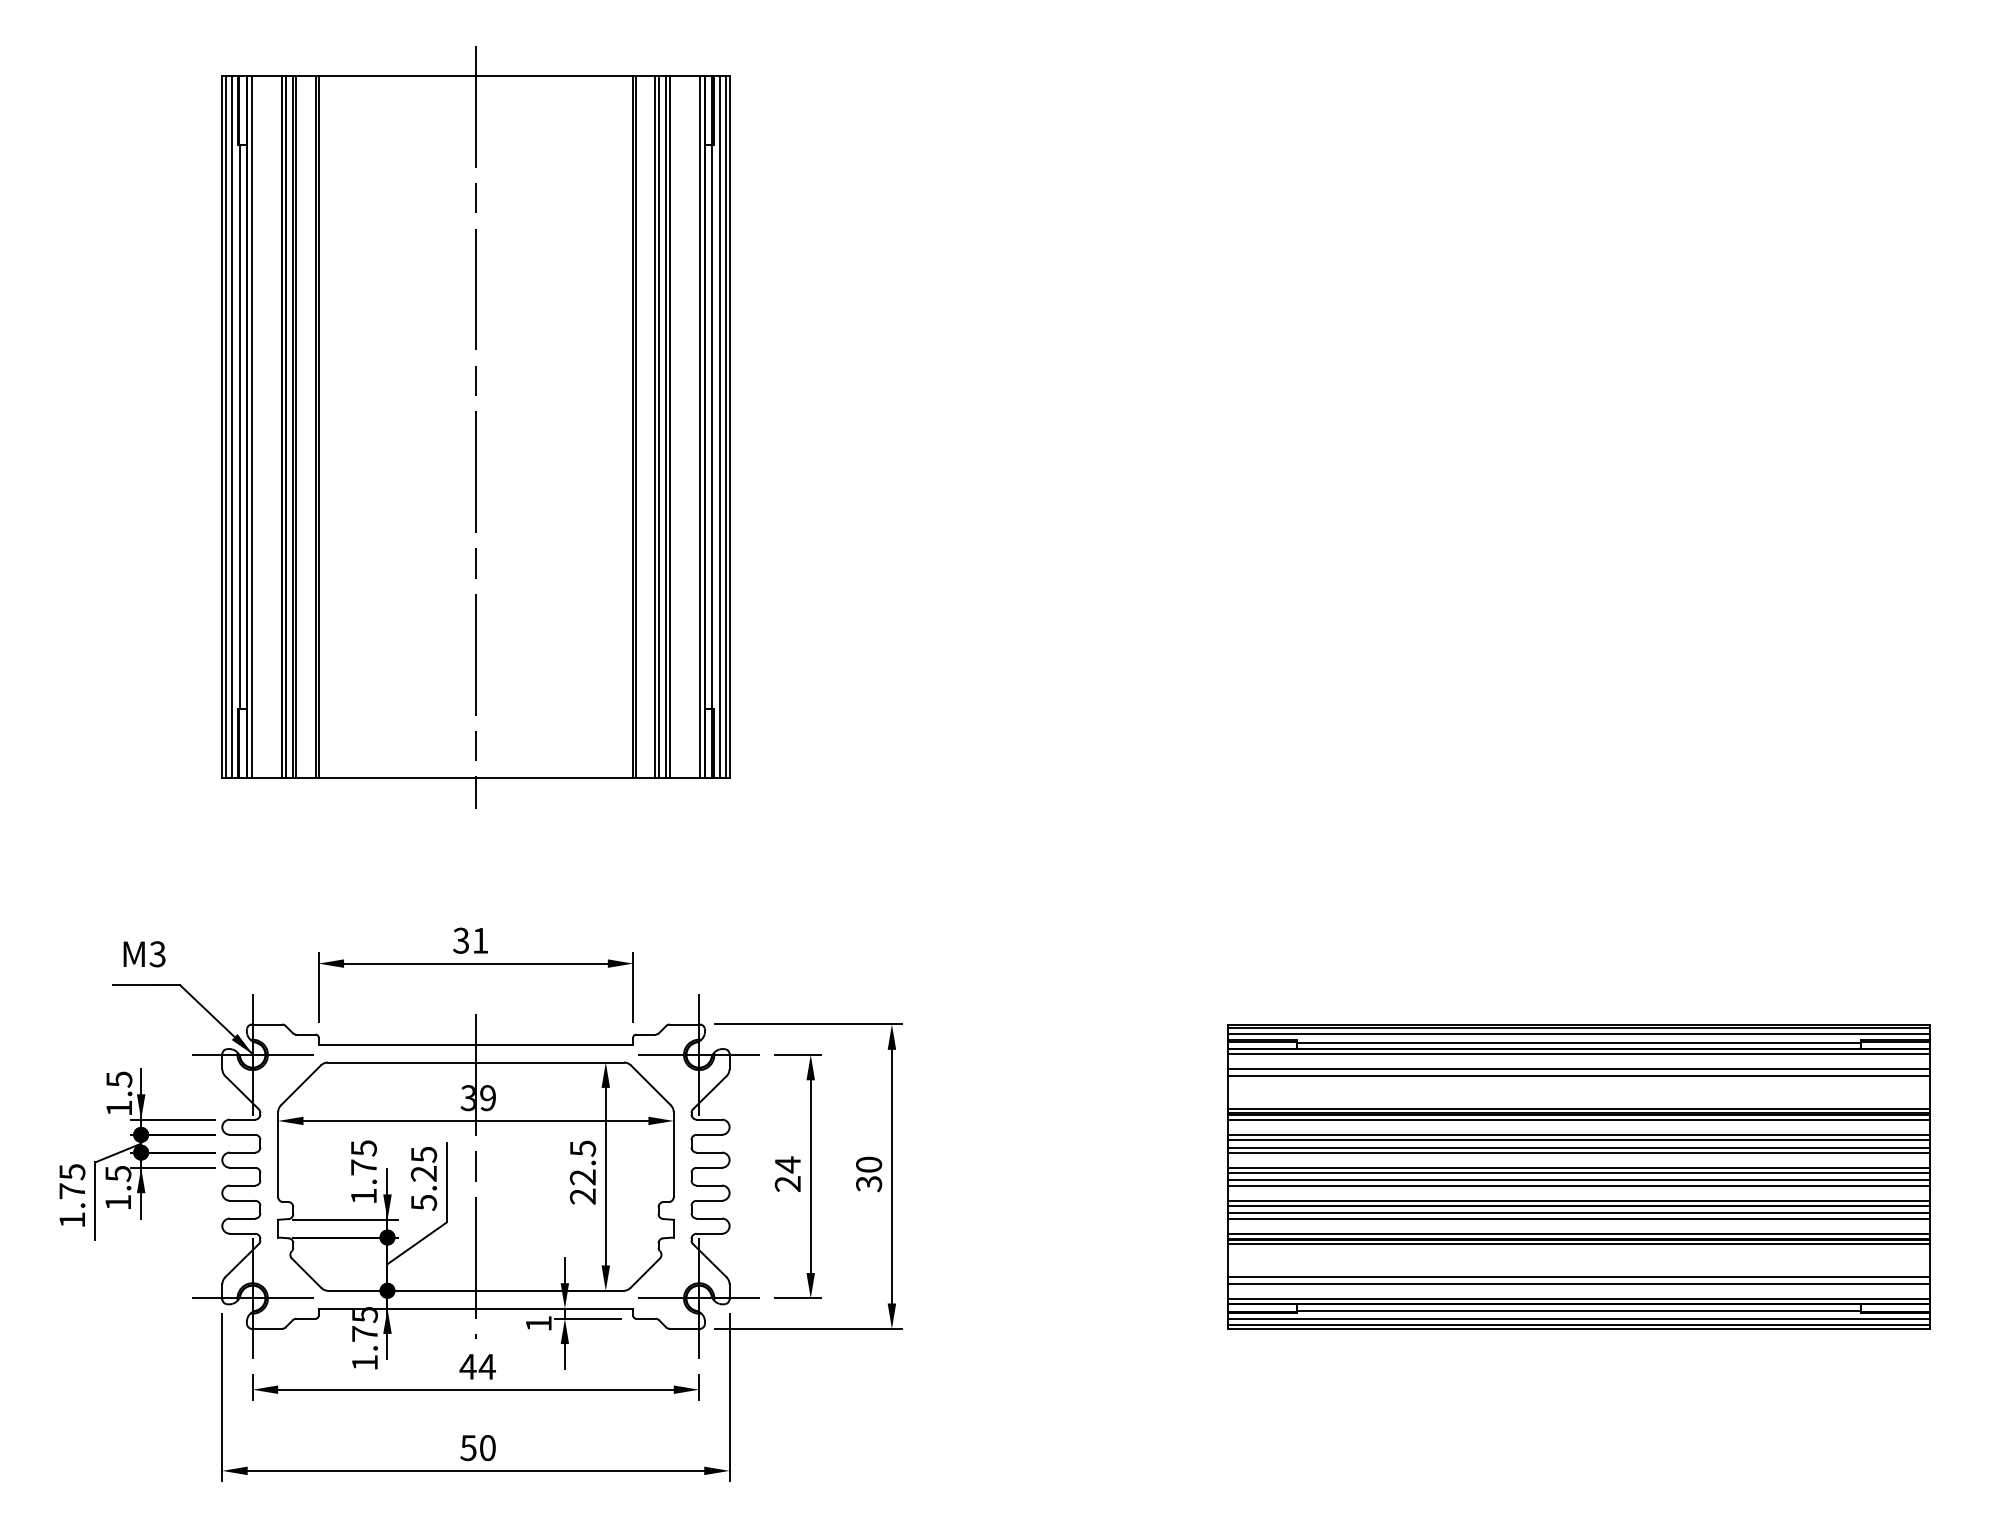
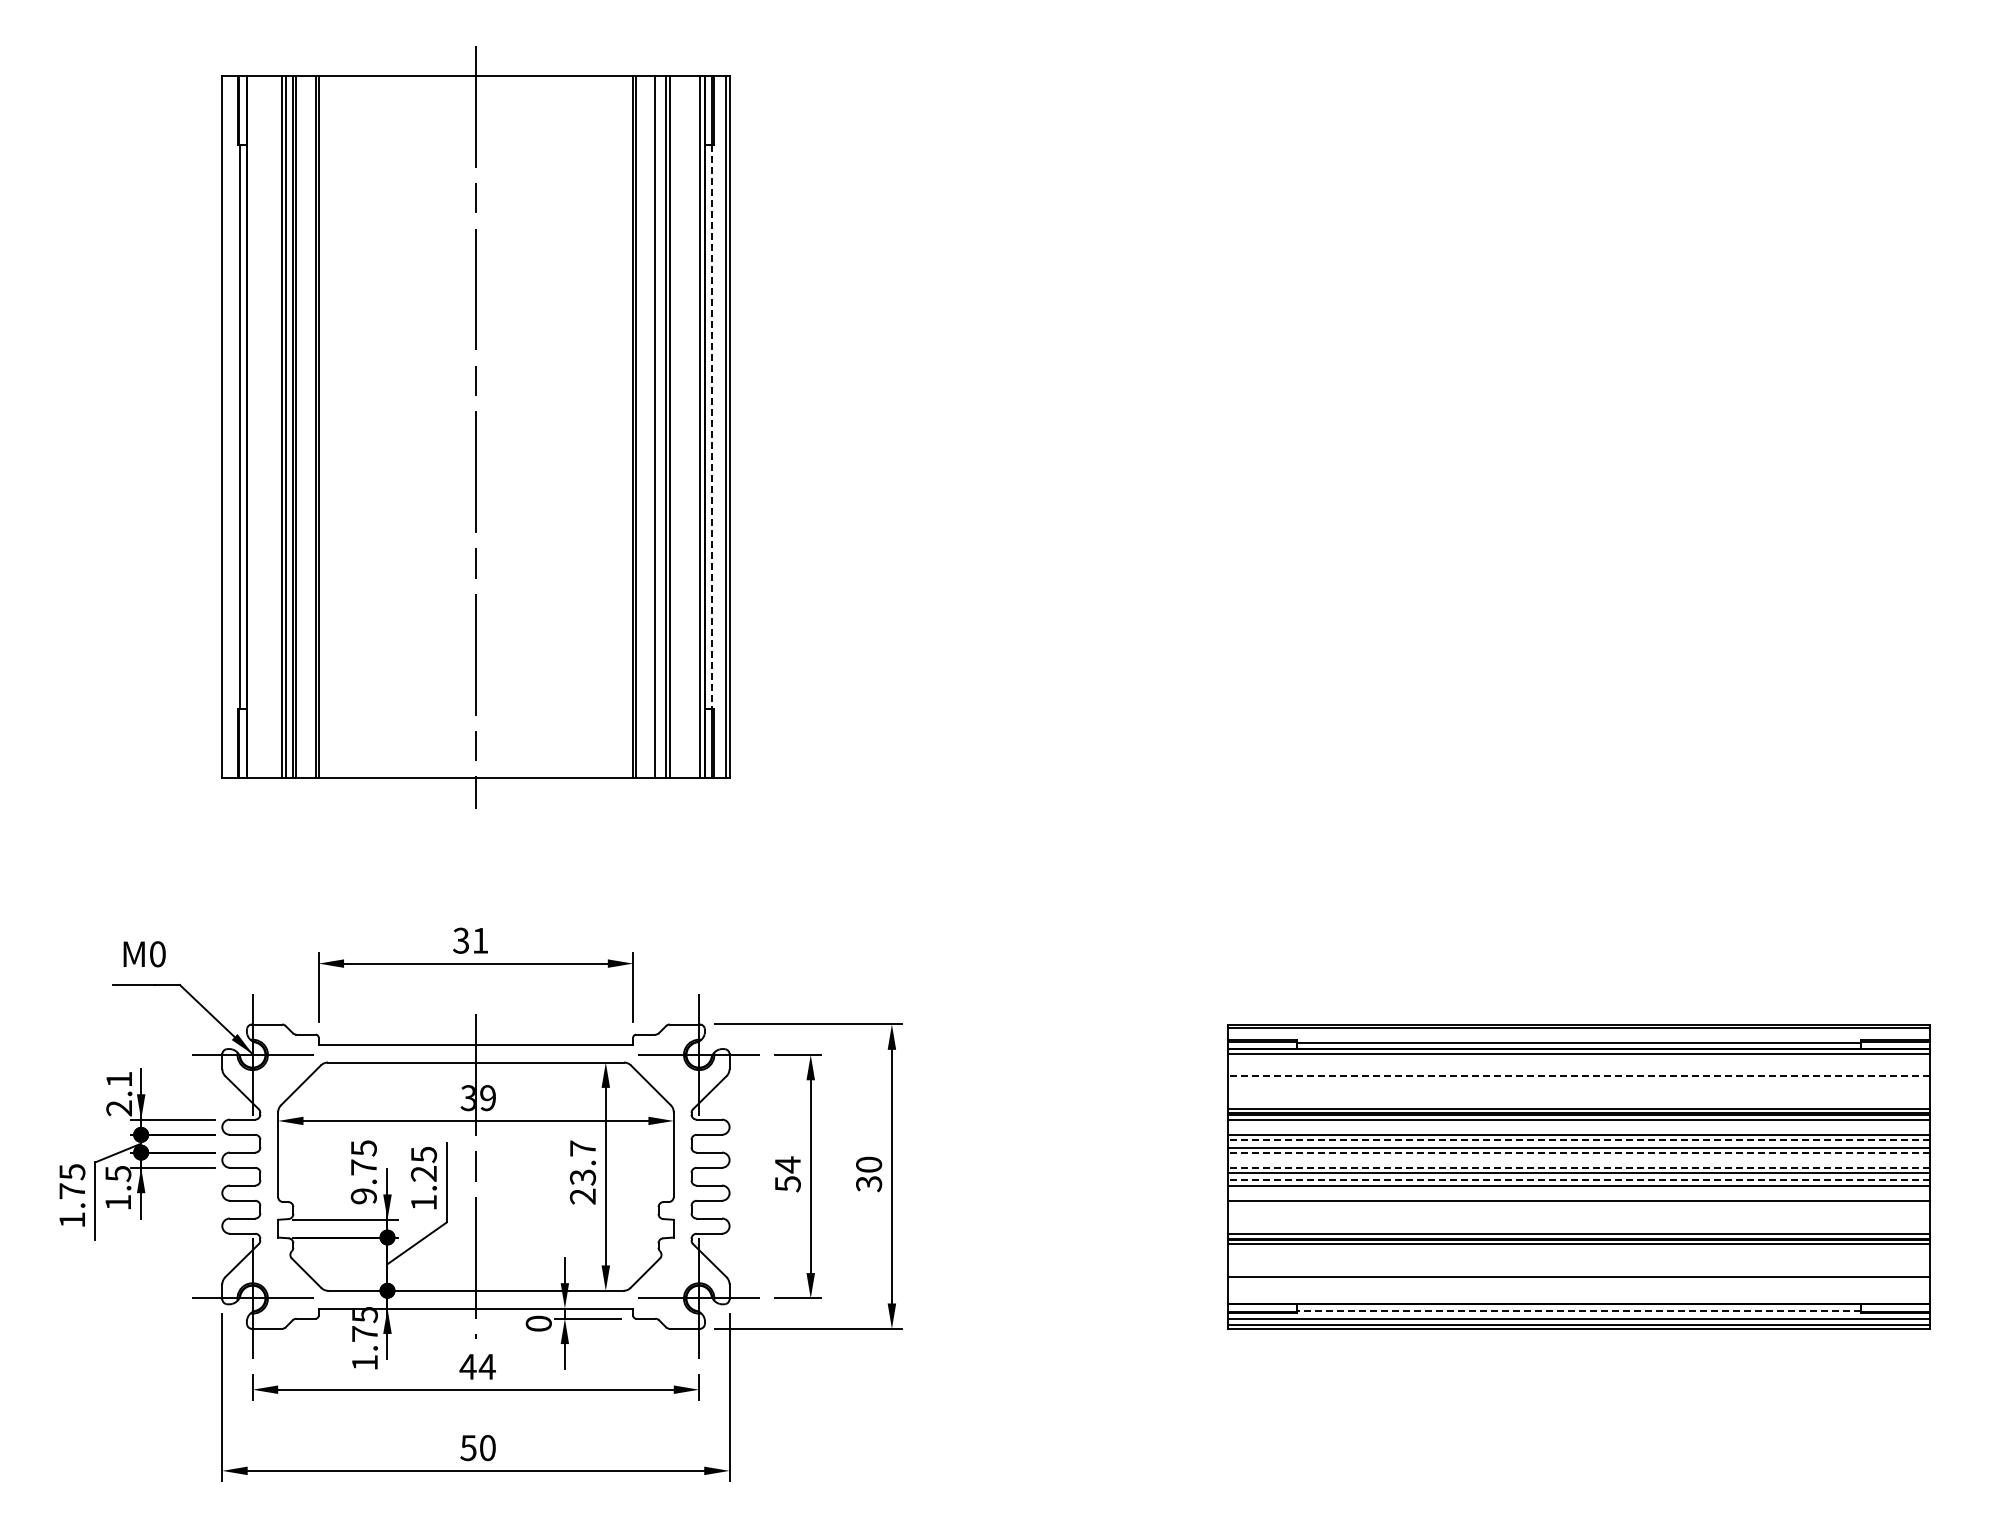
line: present -> none (226, 427)
line: present -> none (232, 427)
line: present -> none (252, 427)
line: present -> none (659, 427)
line: solid -> dashed (711, 427)
line: present -> none (719, 427)
text: M3 -> M0 (157, 954)
line: present -> none (1579, 1034)
line: present -> none (1579, 1068)
line: solid -> dashed (1578, 1076)
text: 1.5 -> 2.1 (119, 1093)
line: solid -> dashed (1578, 1139)
line: solid -> dashed (1578, 1152)
text: 22.5 -> 23.7 (583, 1162)
line: solid -> dashed (1578, 1167)
line: solid -> dashed (1578, 1180)
text: 24 -> 54 (787, 1184)
text: 1.75 -> 9.75 (363, 1196)
text: 5.25 -> 1.25 (424, 1203)
line: present -> none (1579, 1205)
line: present -> none (1579, 1213)
line: present -> none (1579, 1218)
line: present -> none (1579, 1284)
line: present -> none (1579, 1299)
line: solid -> dashed (1578, 1310)
text: 1 -> 0 (538, 1323)
